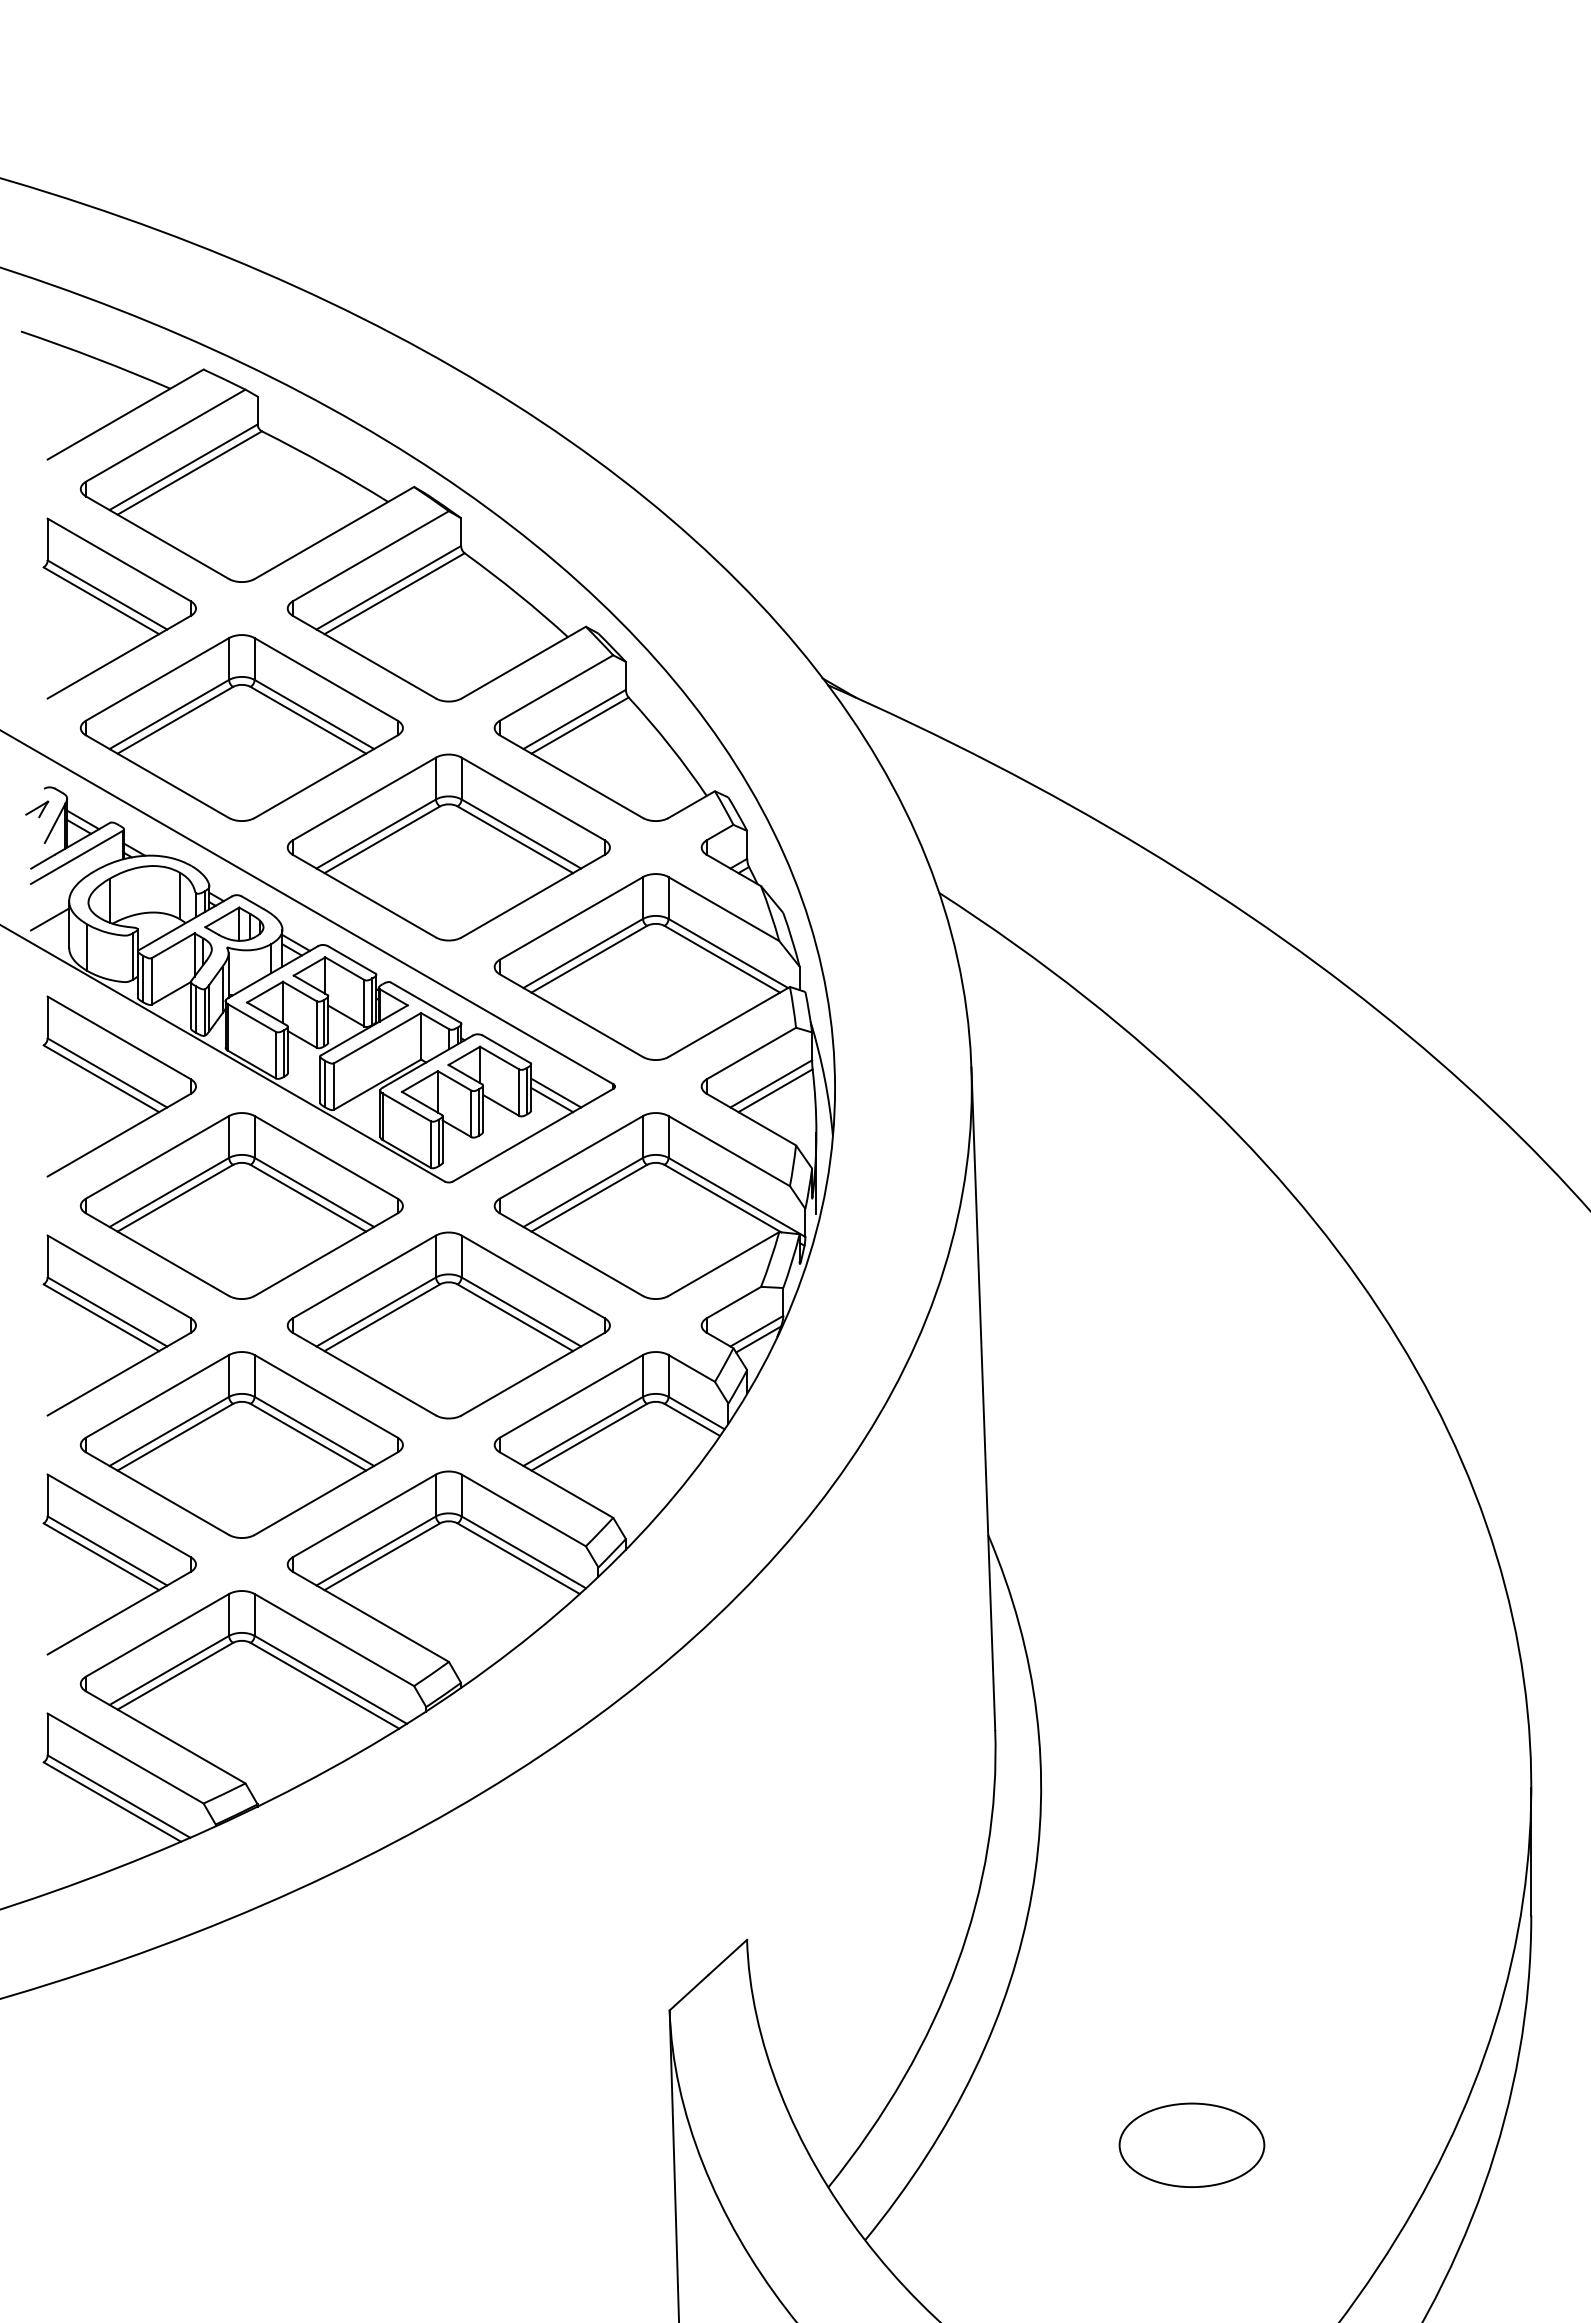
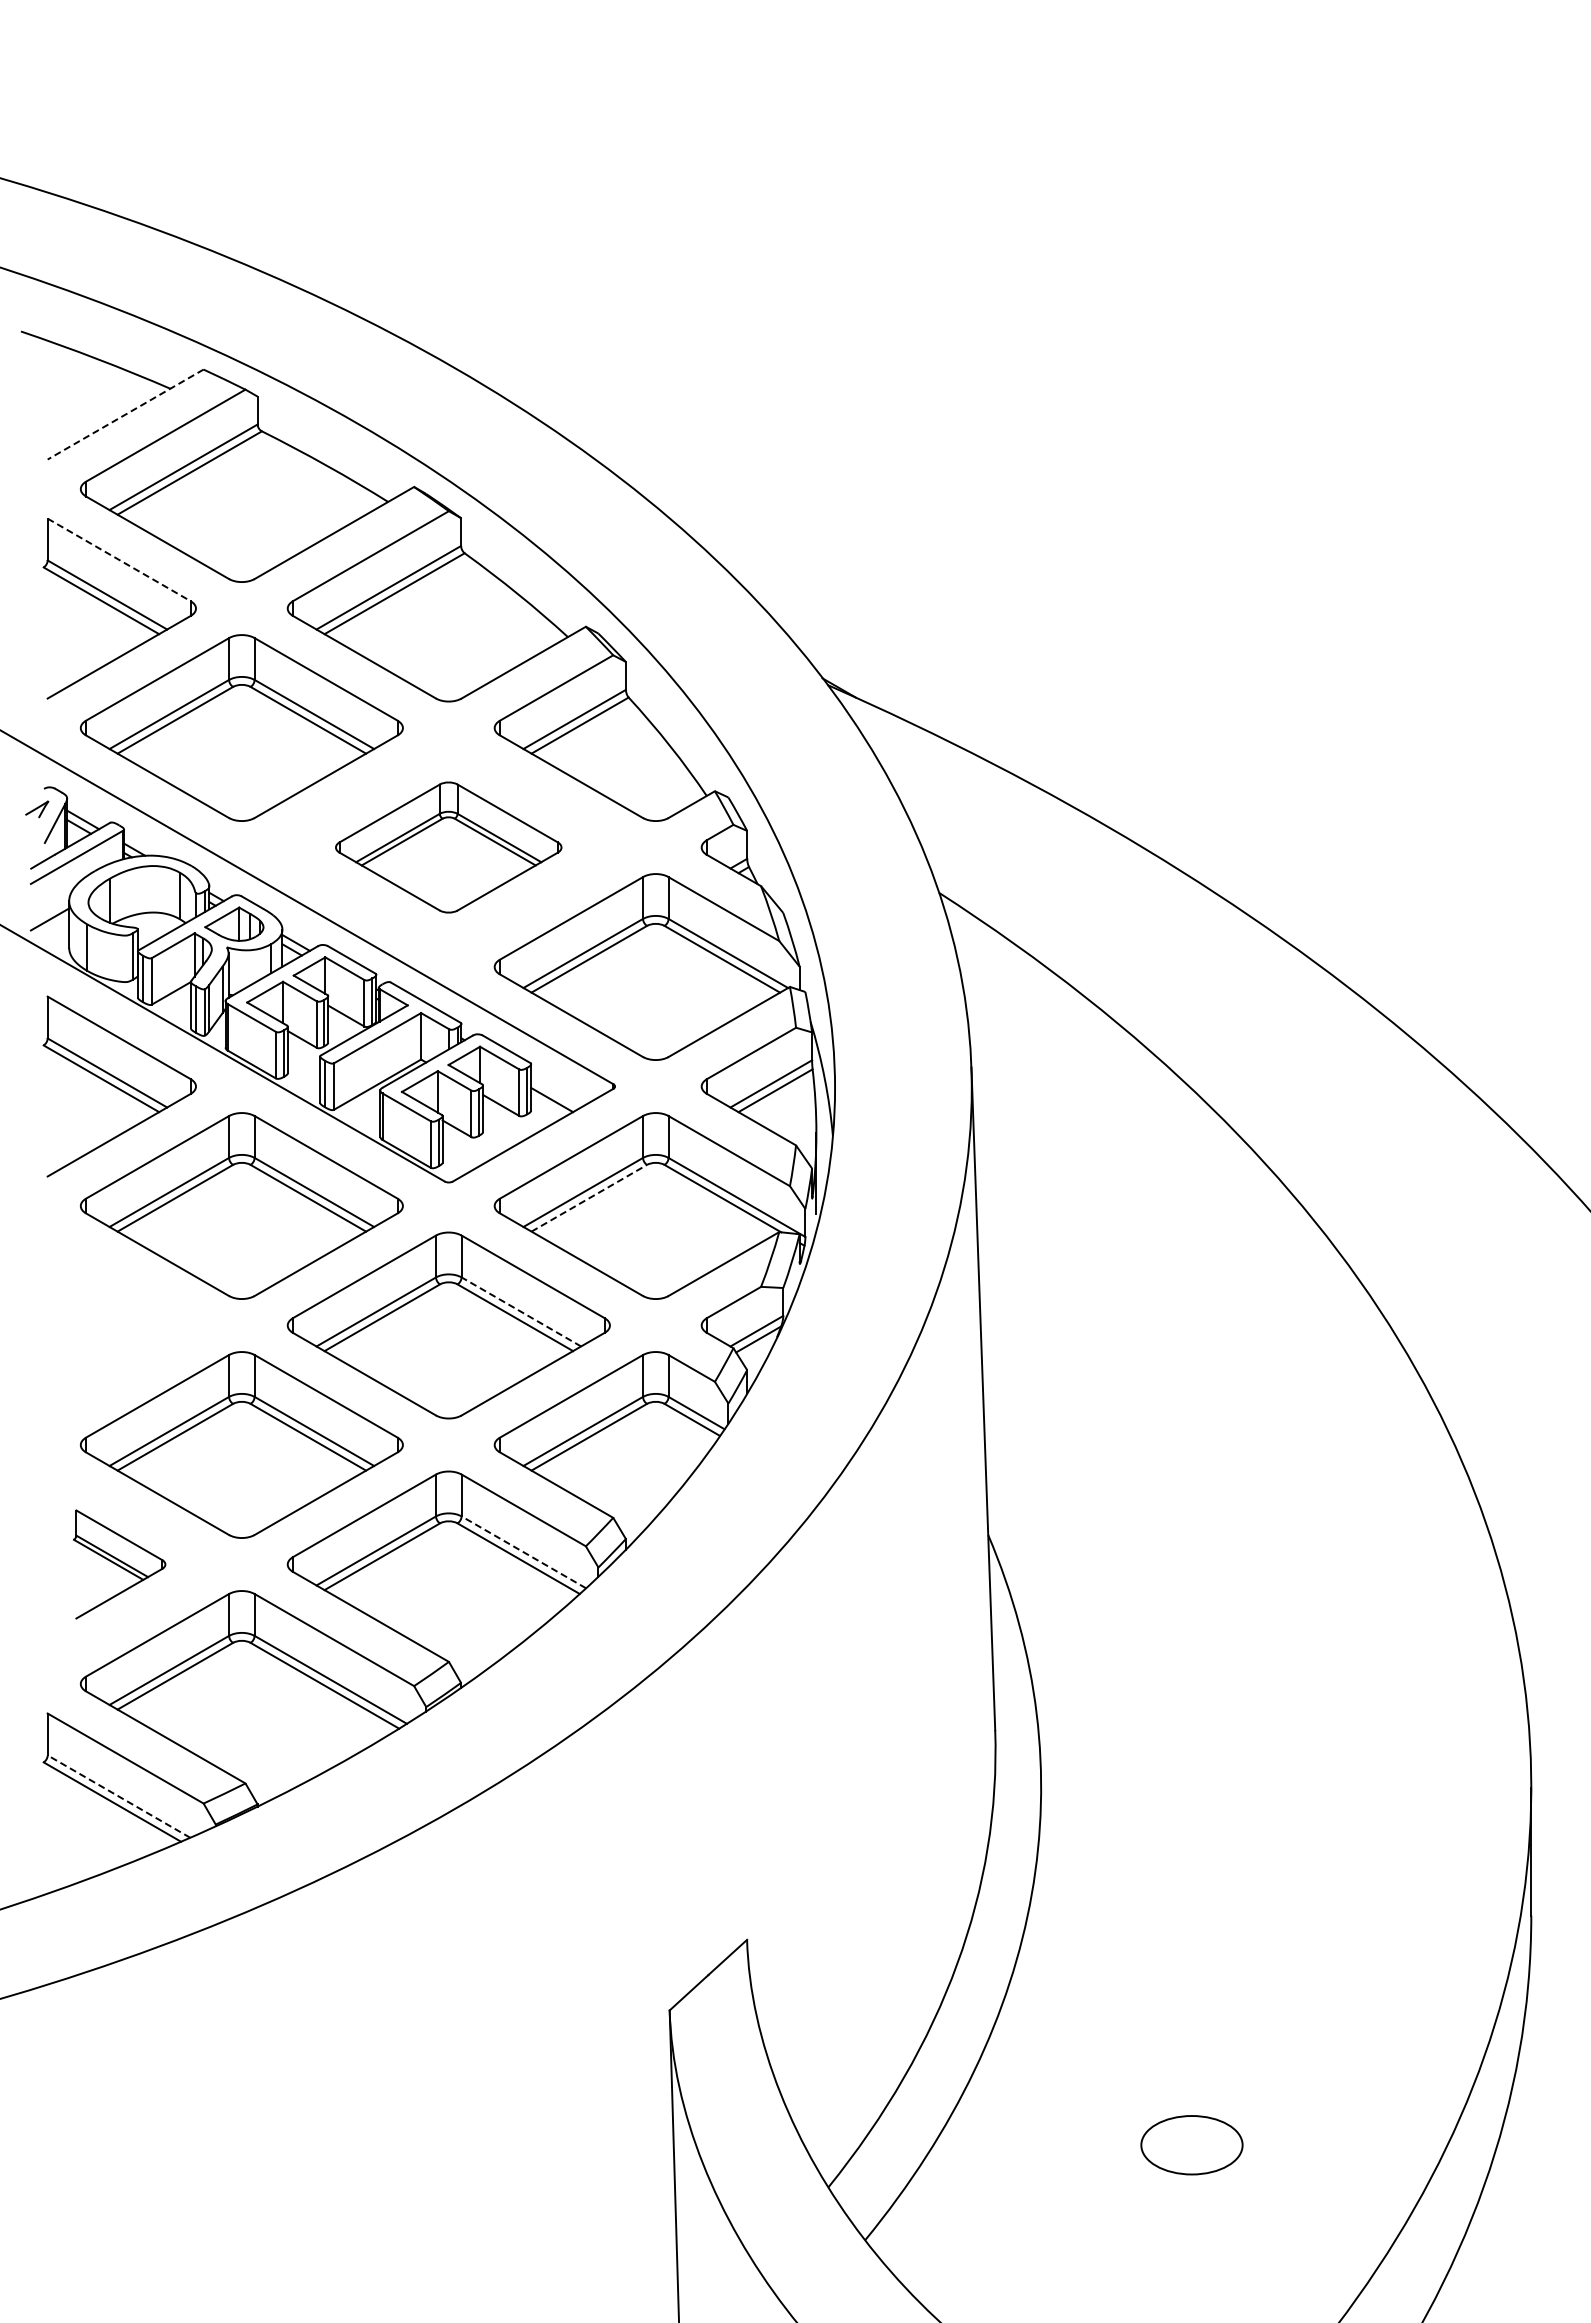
line: solid -> dashed (125, 414)
line: solid -> dashed (119, 559)
part size: 325x189 px -> 228x133 px (448, 847)
line: present -> none (556, 1092)
line: solid -> dashed (589, 1198)
line: solid -> dashed (520, 1311)
part: present -> none (119, 1325)
line: solid -> dashed (523, 1552)
part size: 155x183 px -> 94x111 px (119, 1564)
line: solid -> dashed (118, 1796)
part size: 148x86 px -> 104x61 px (1191, 2145)
